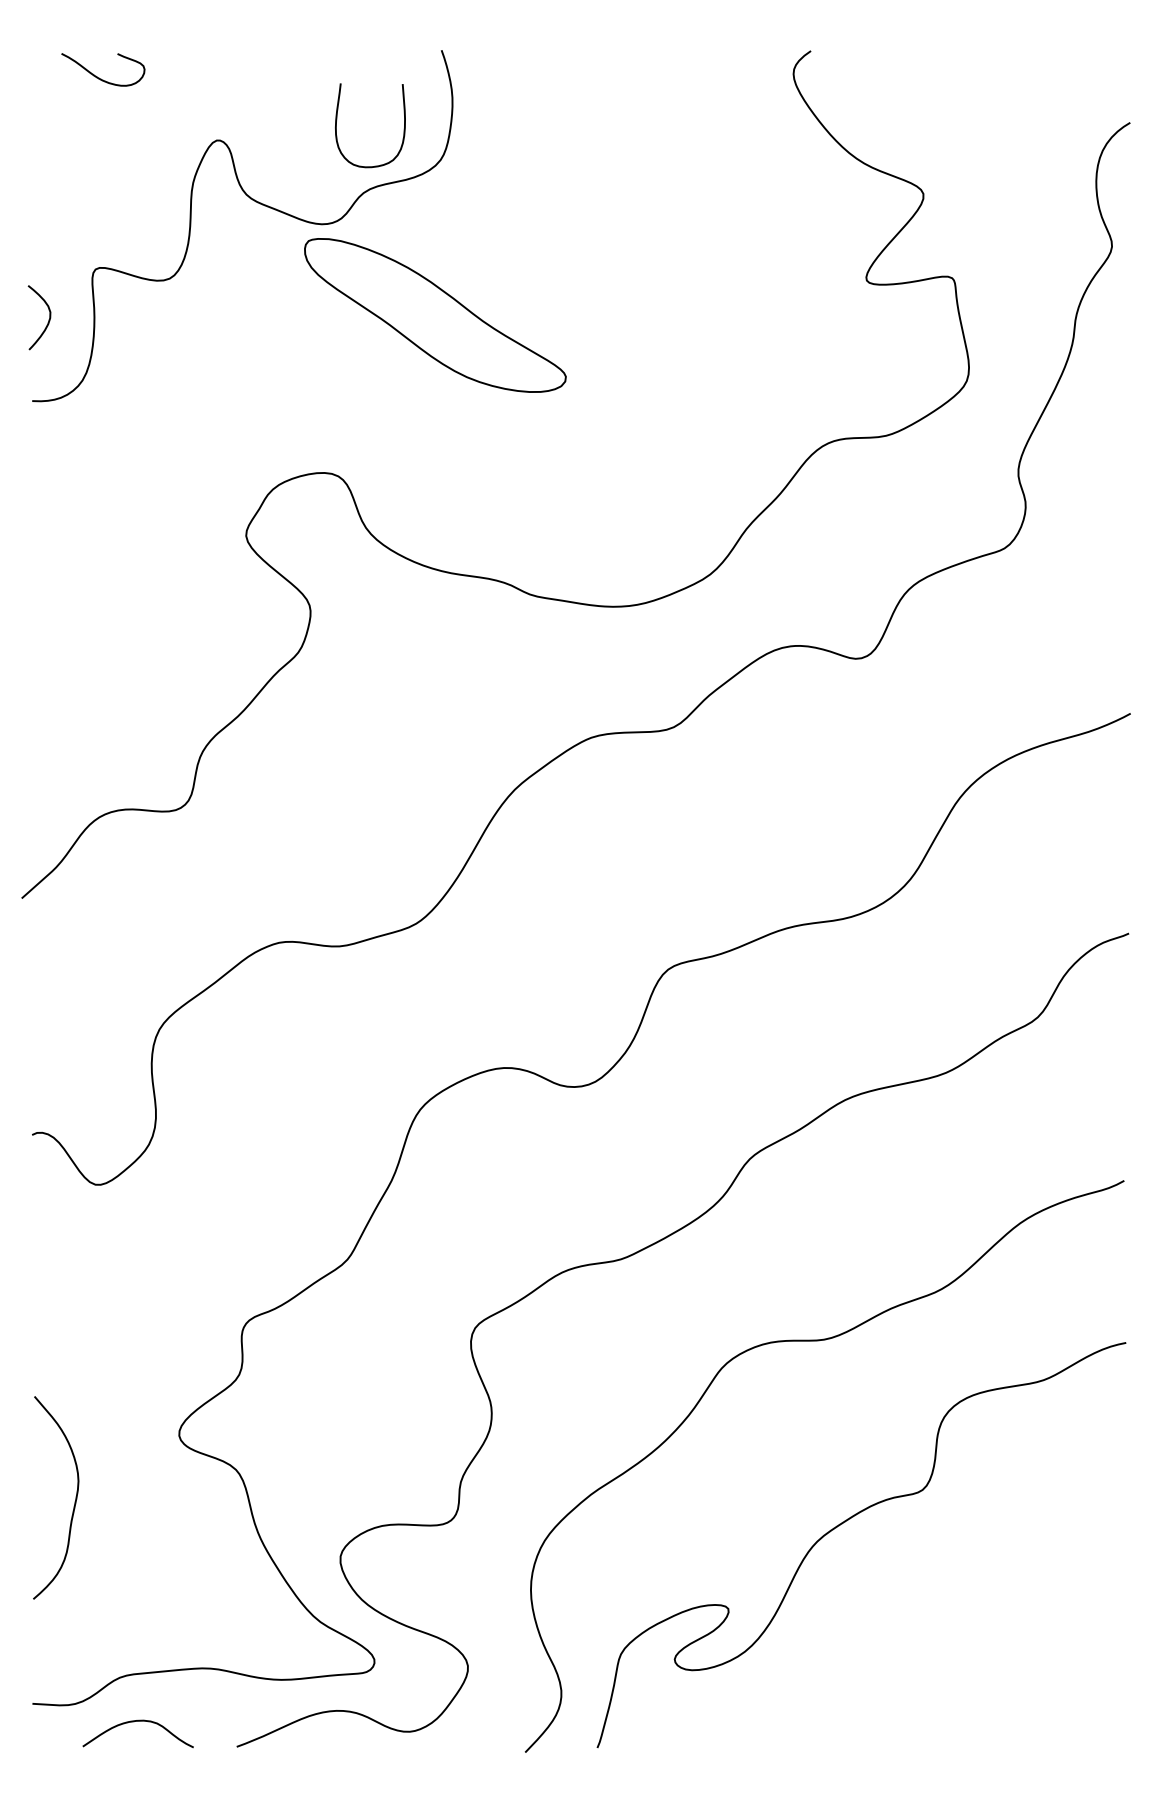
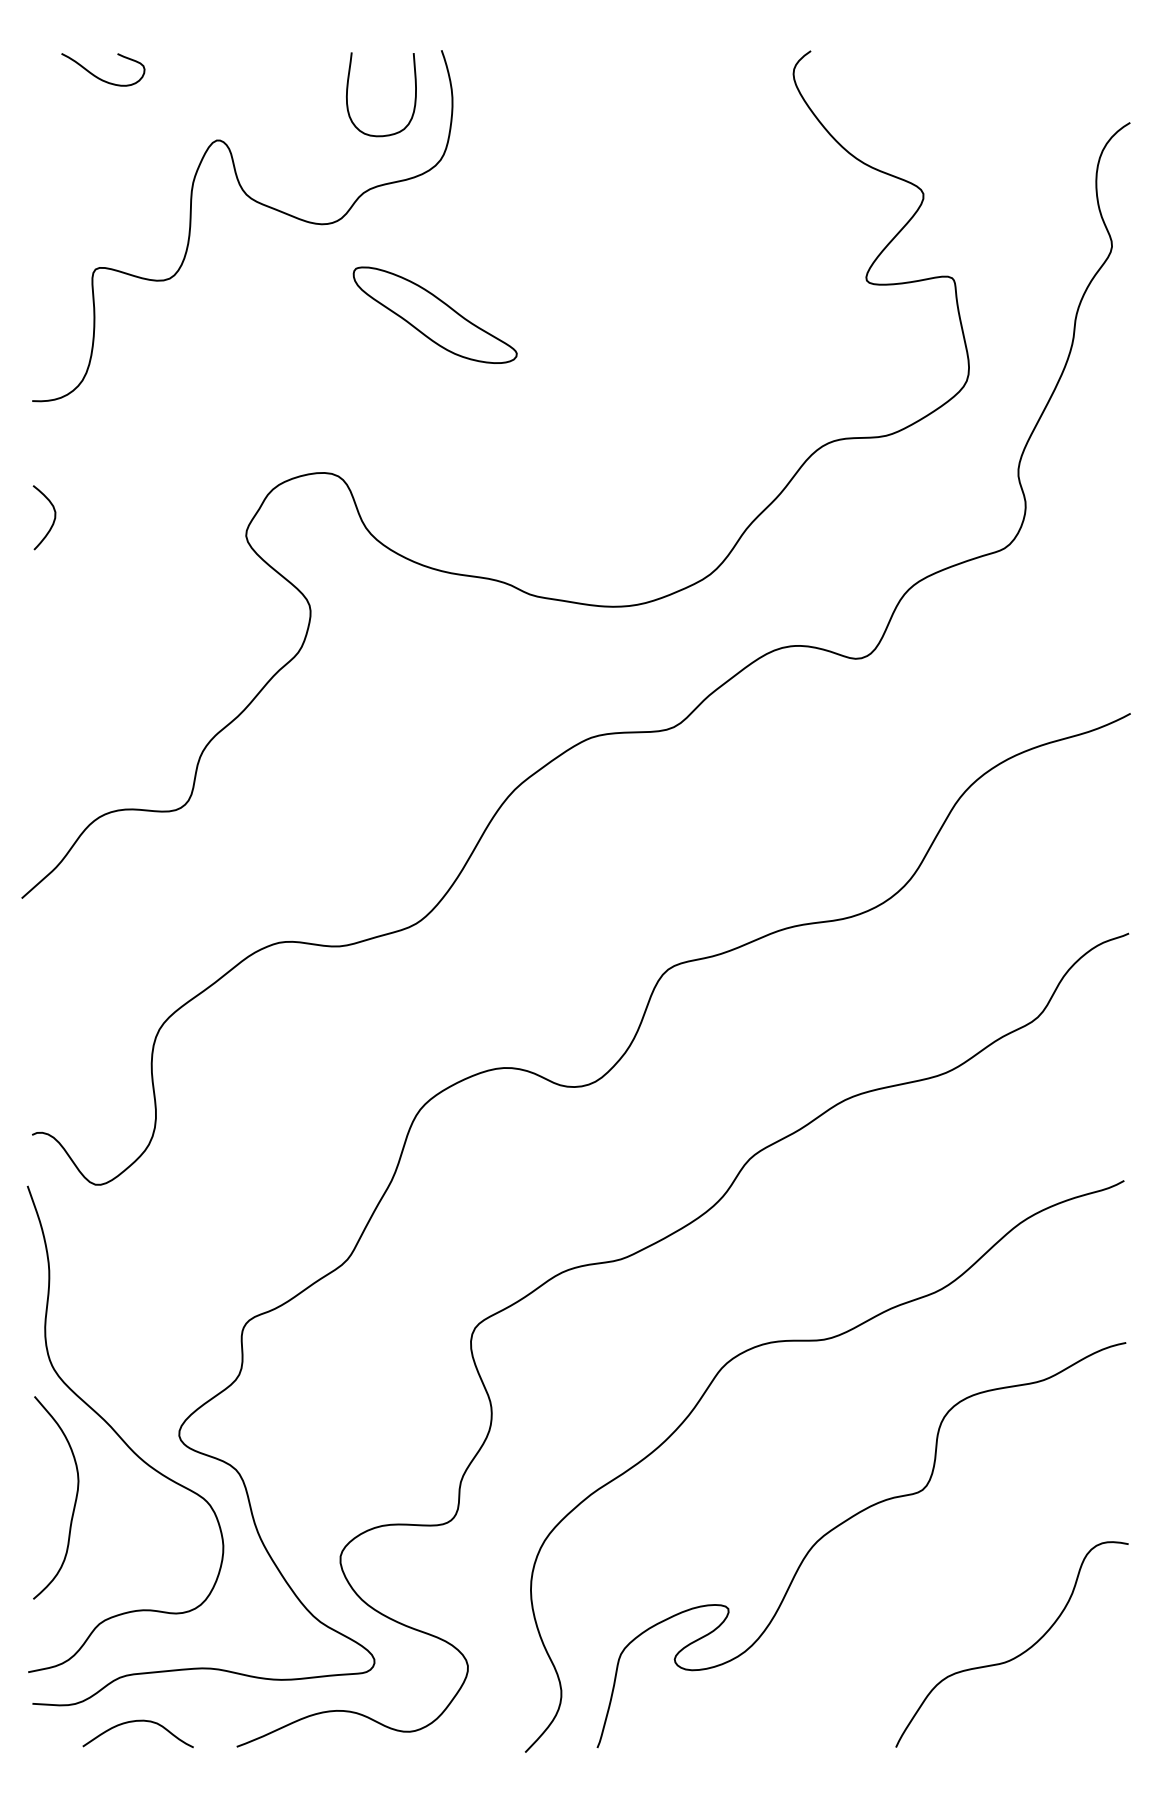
curve position: (403, 129) -> (414, 98) (414, 98)
part size: 263x155 px -> 166x98 px (434, 314)
curve position: (48, 319) -> (53, 519) (53, 519)
curve: none -> present (118, 1433)
curve: none -> present (1018, 1654)
